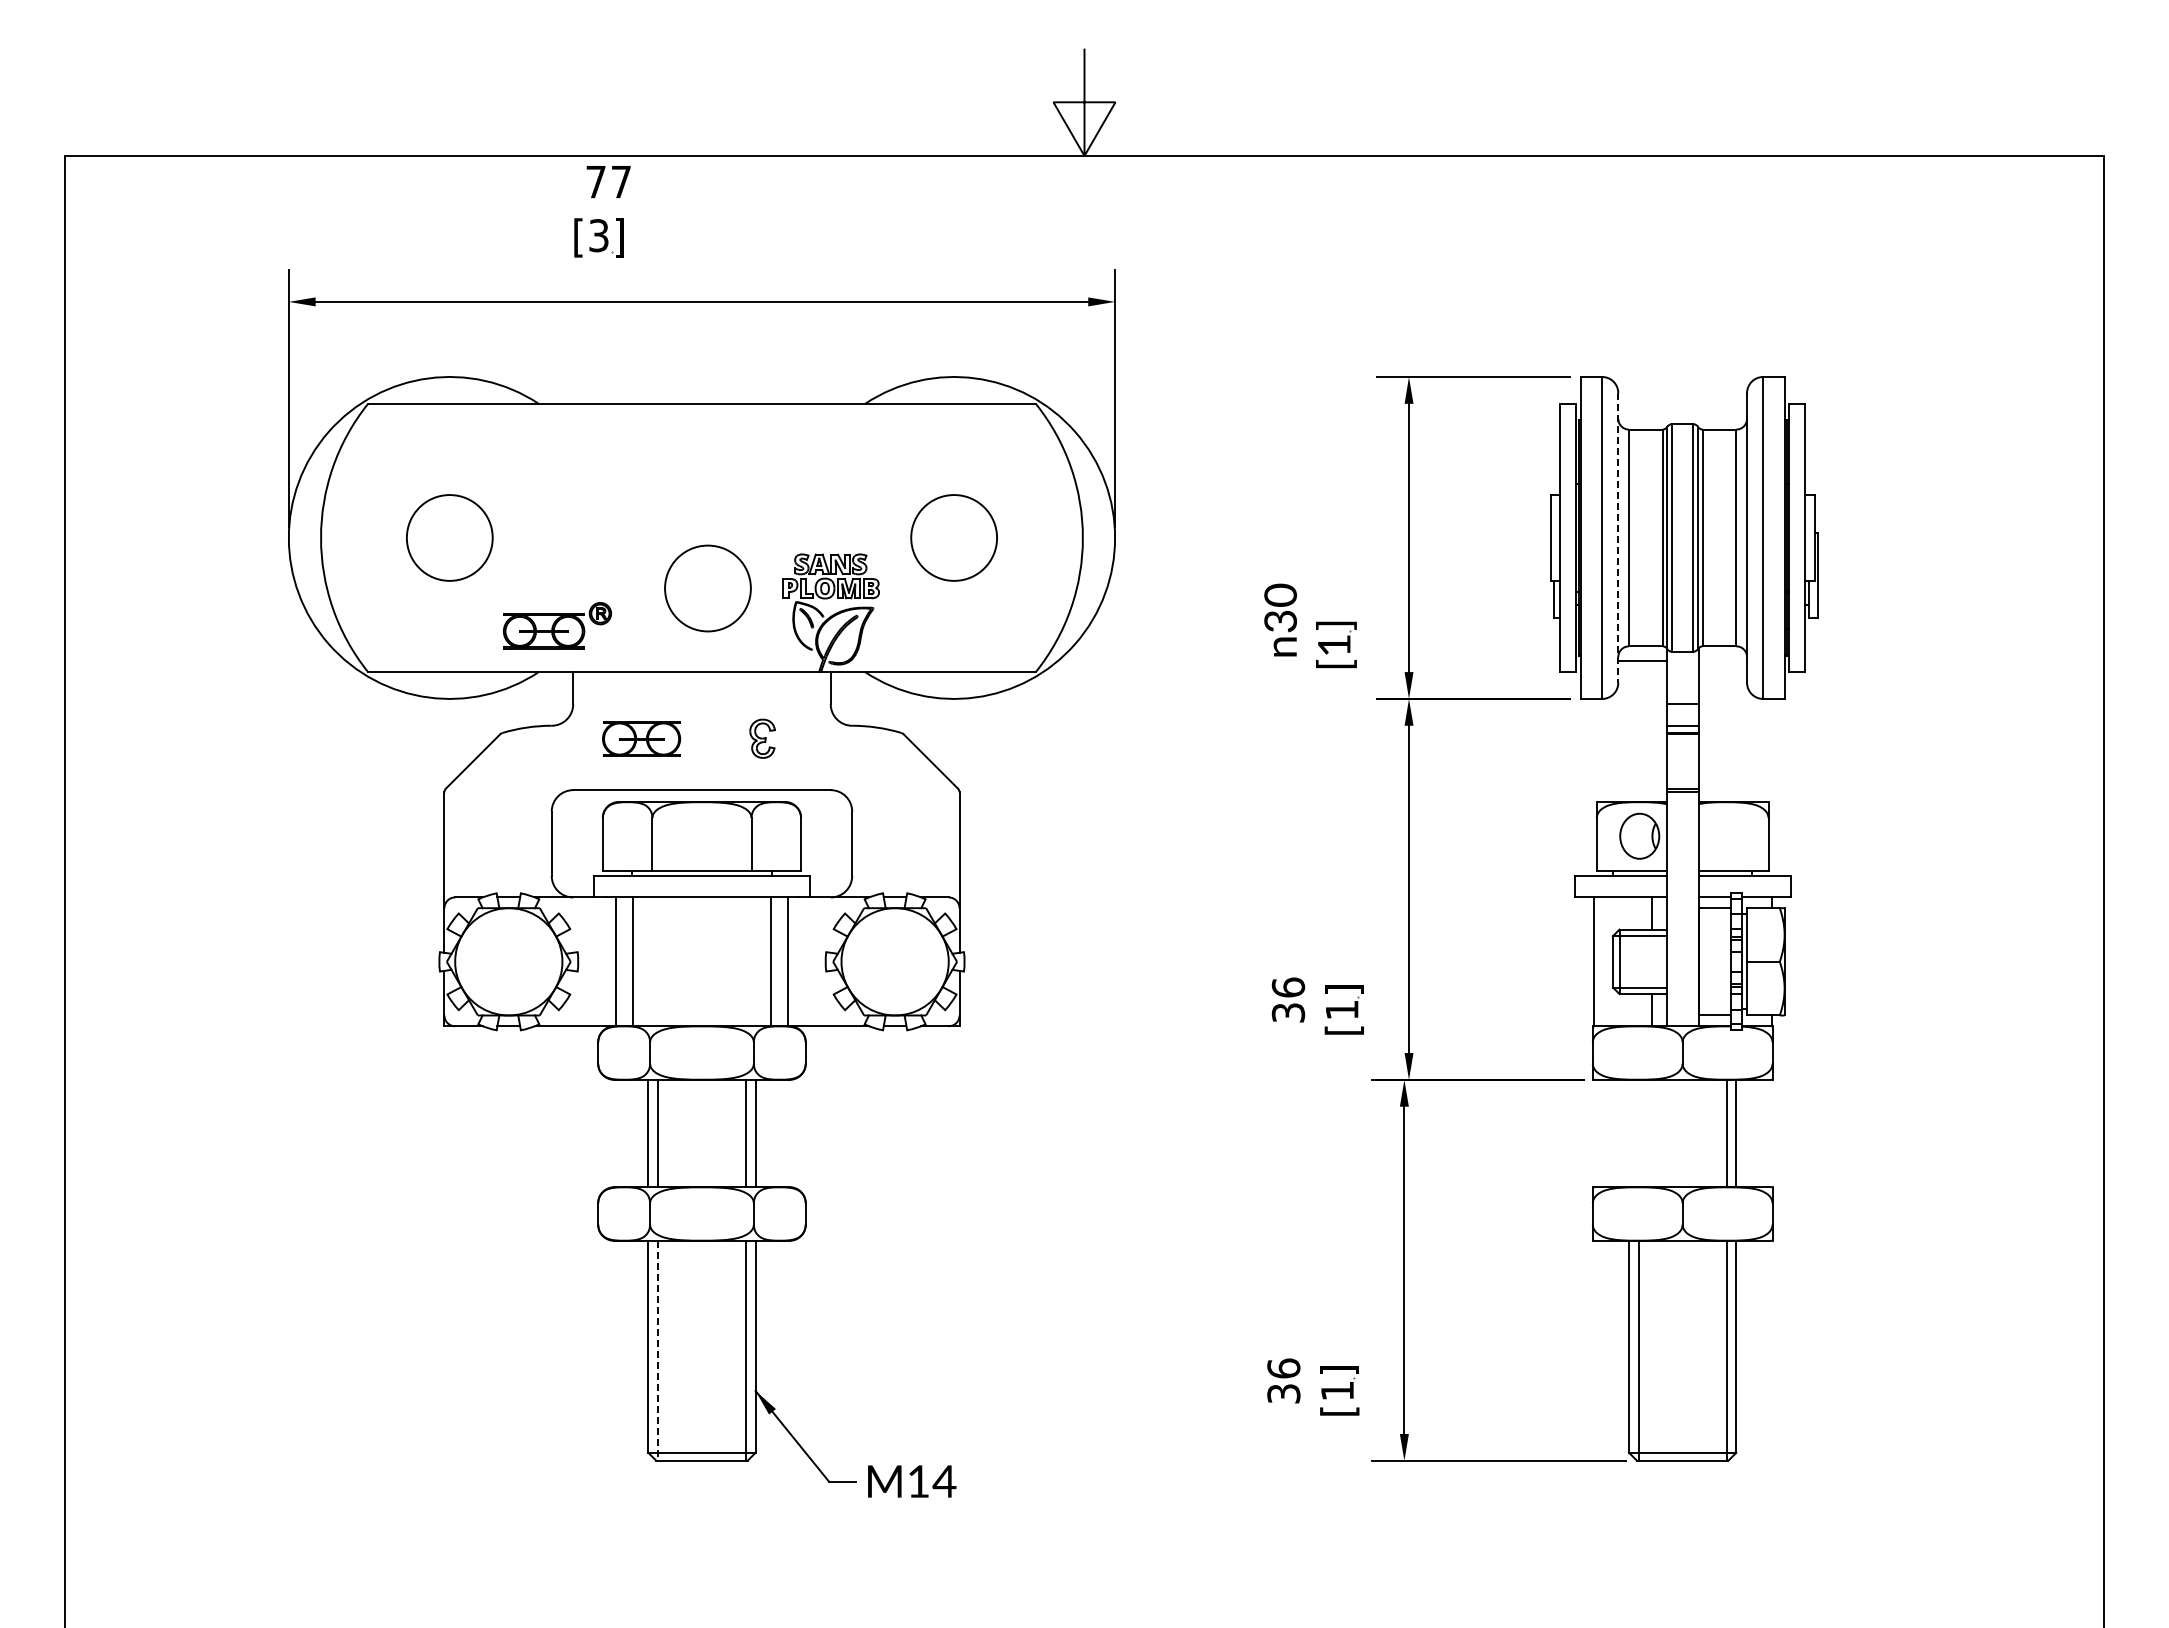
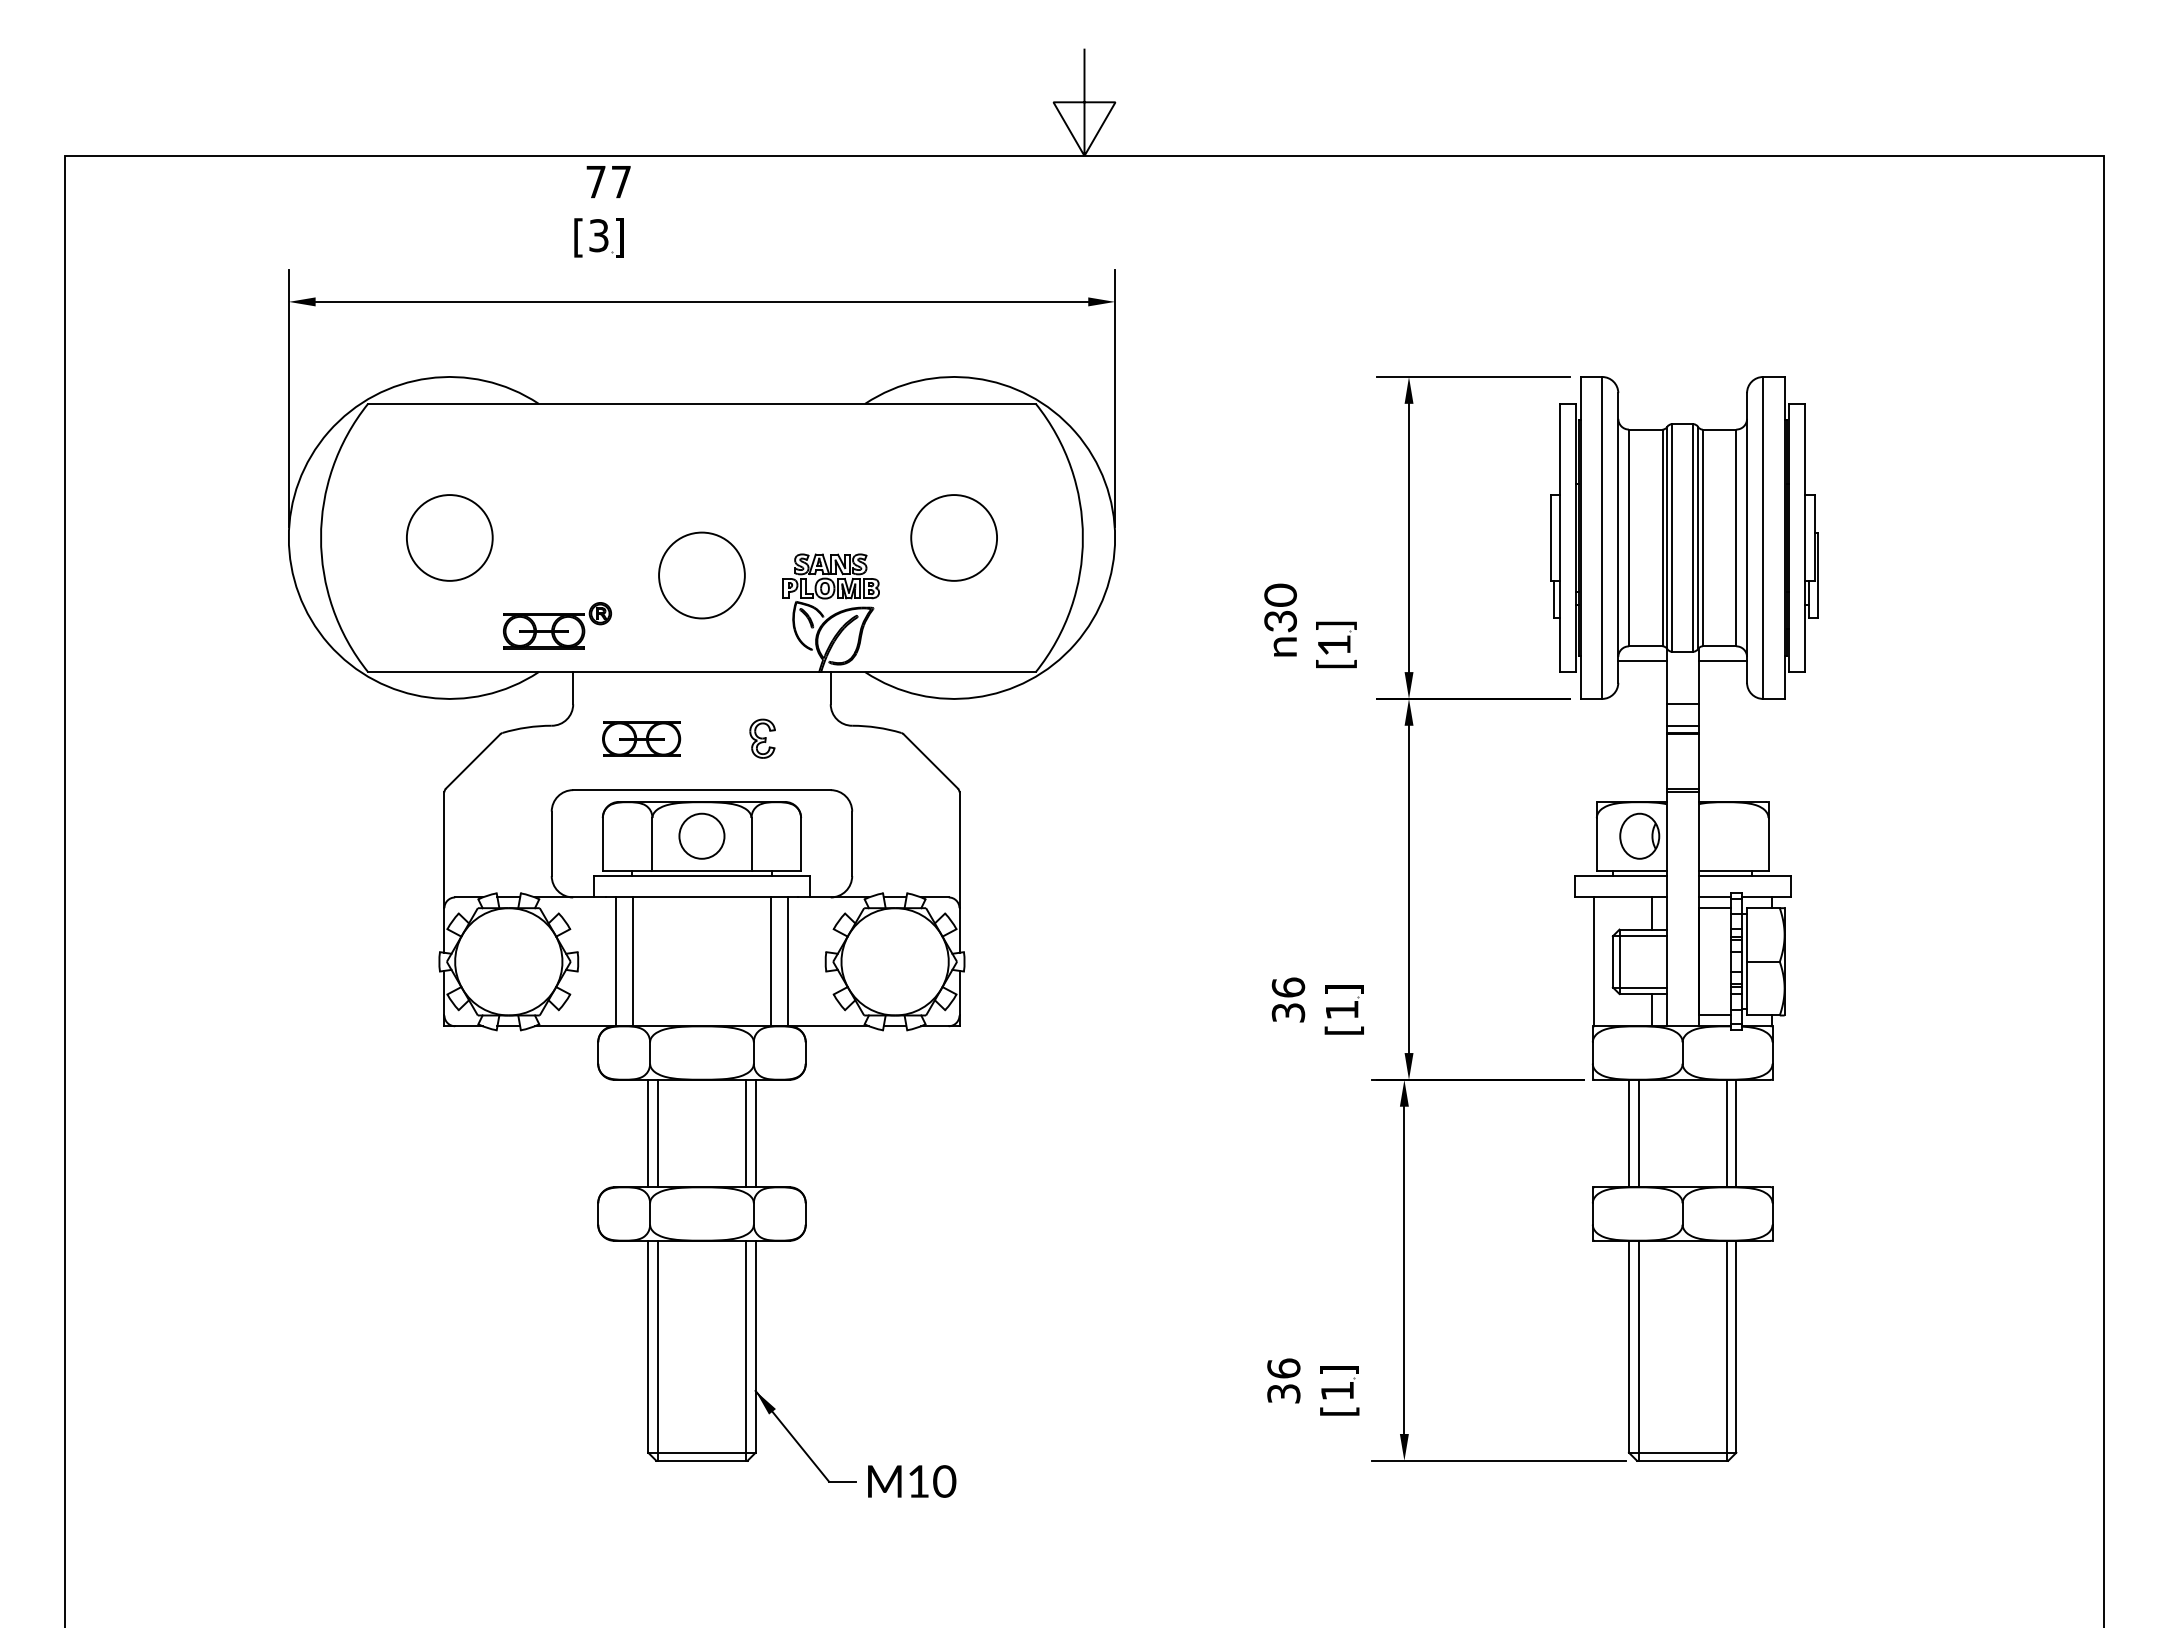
line: dashed -> solid (1618, 537)
circle position: (707, 588) -> (701, 575) (701, 575)
line: none -> present (1722, 661)
circle: none -> present (701, 835)
line: none -> present (1629, 1133)
line: none -> present (1638, 1133)
line: dashed -> solid (657, 1350)
text: M14 -> M10 (944, 1481)
